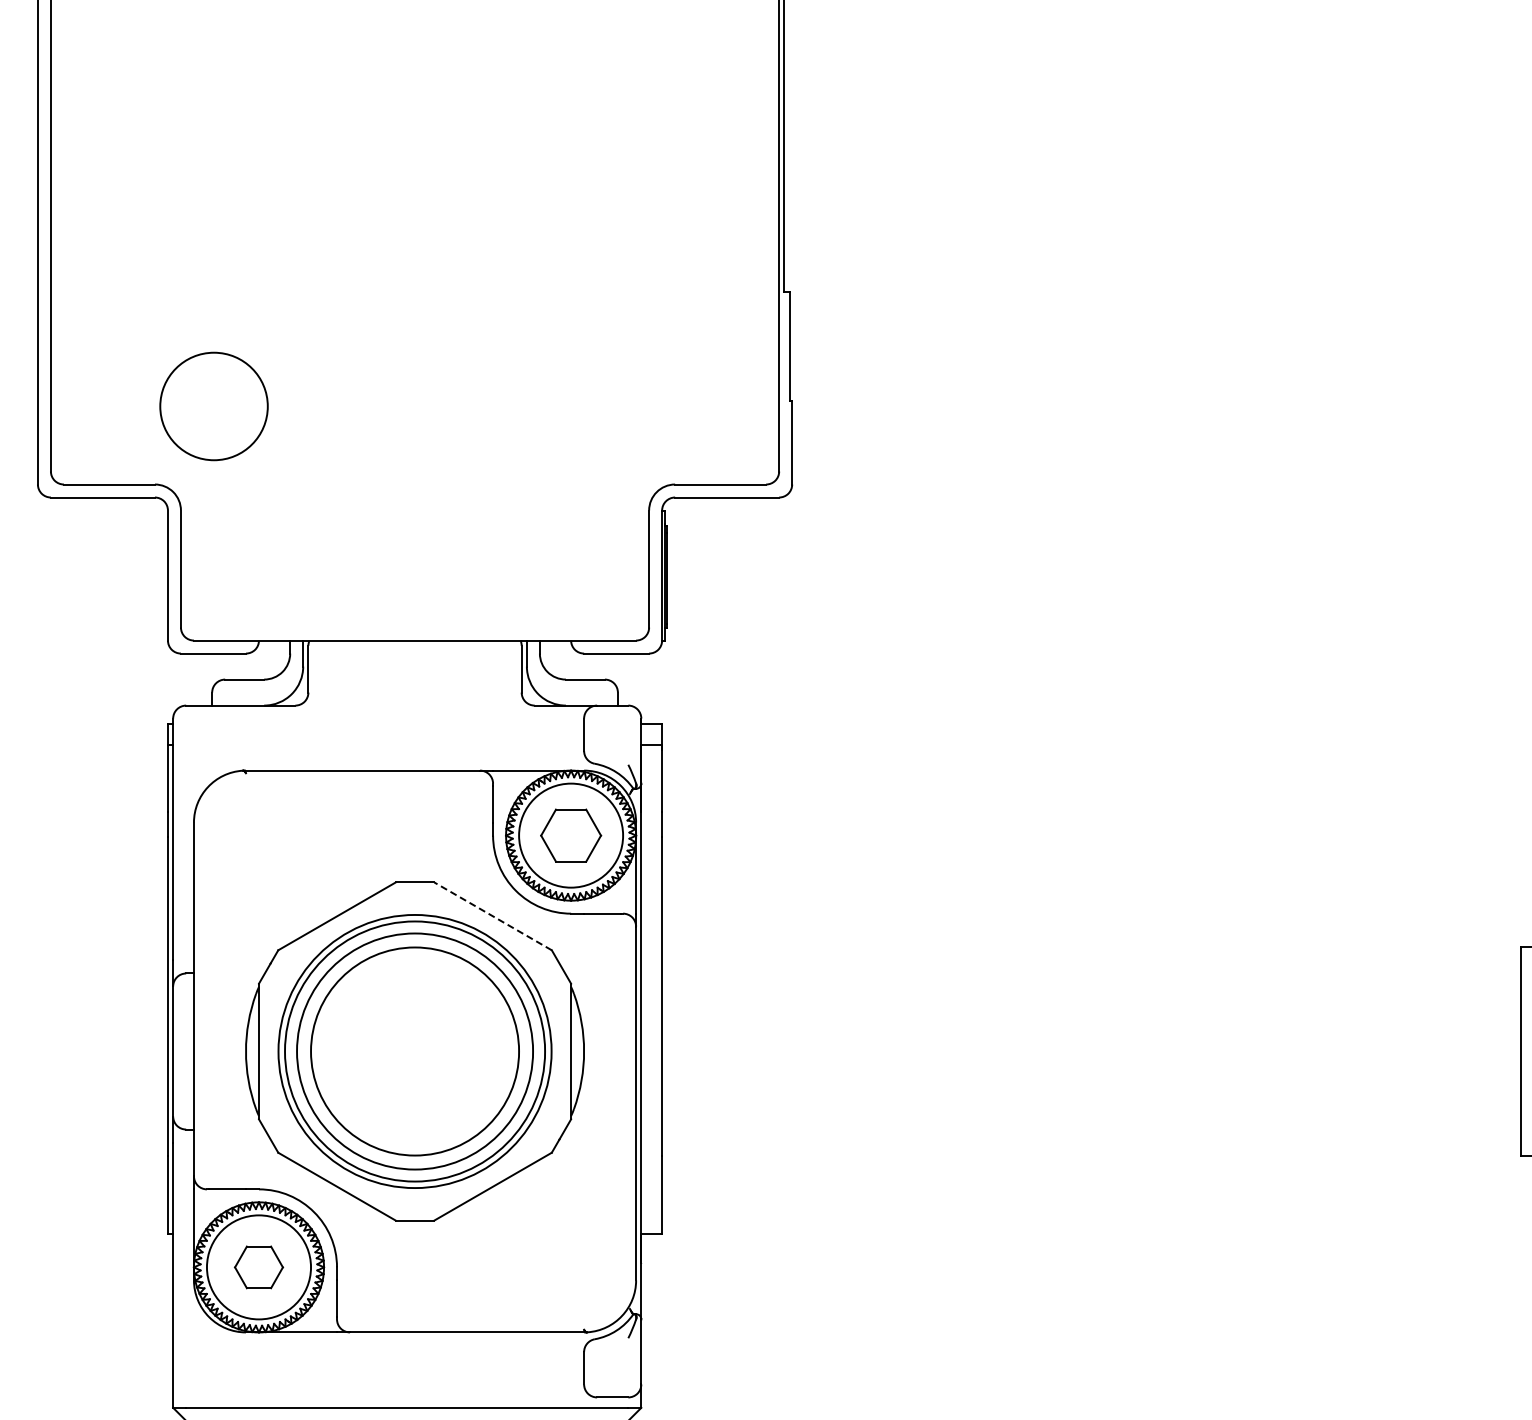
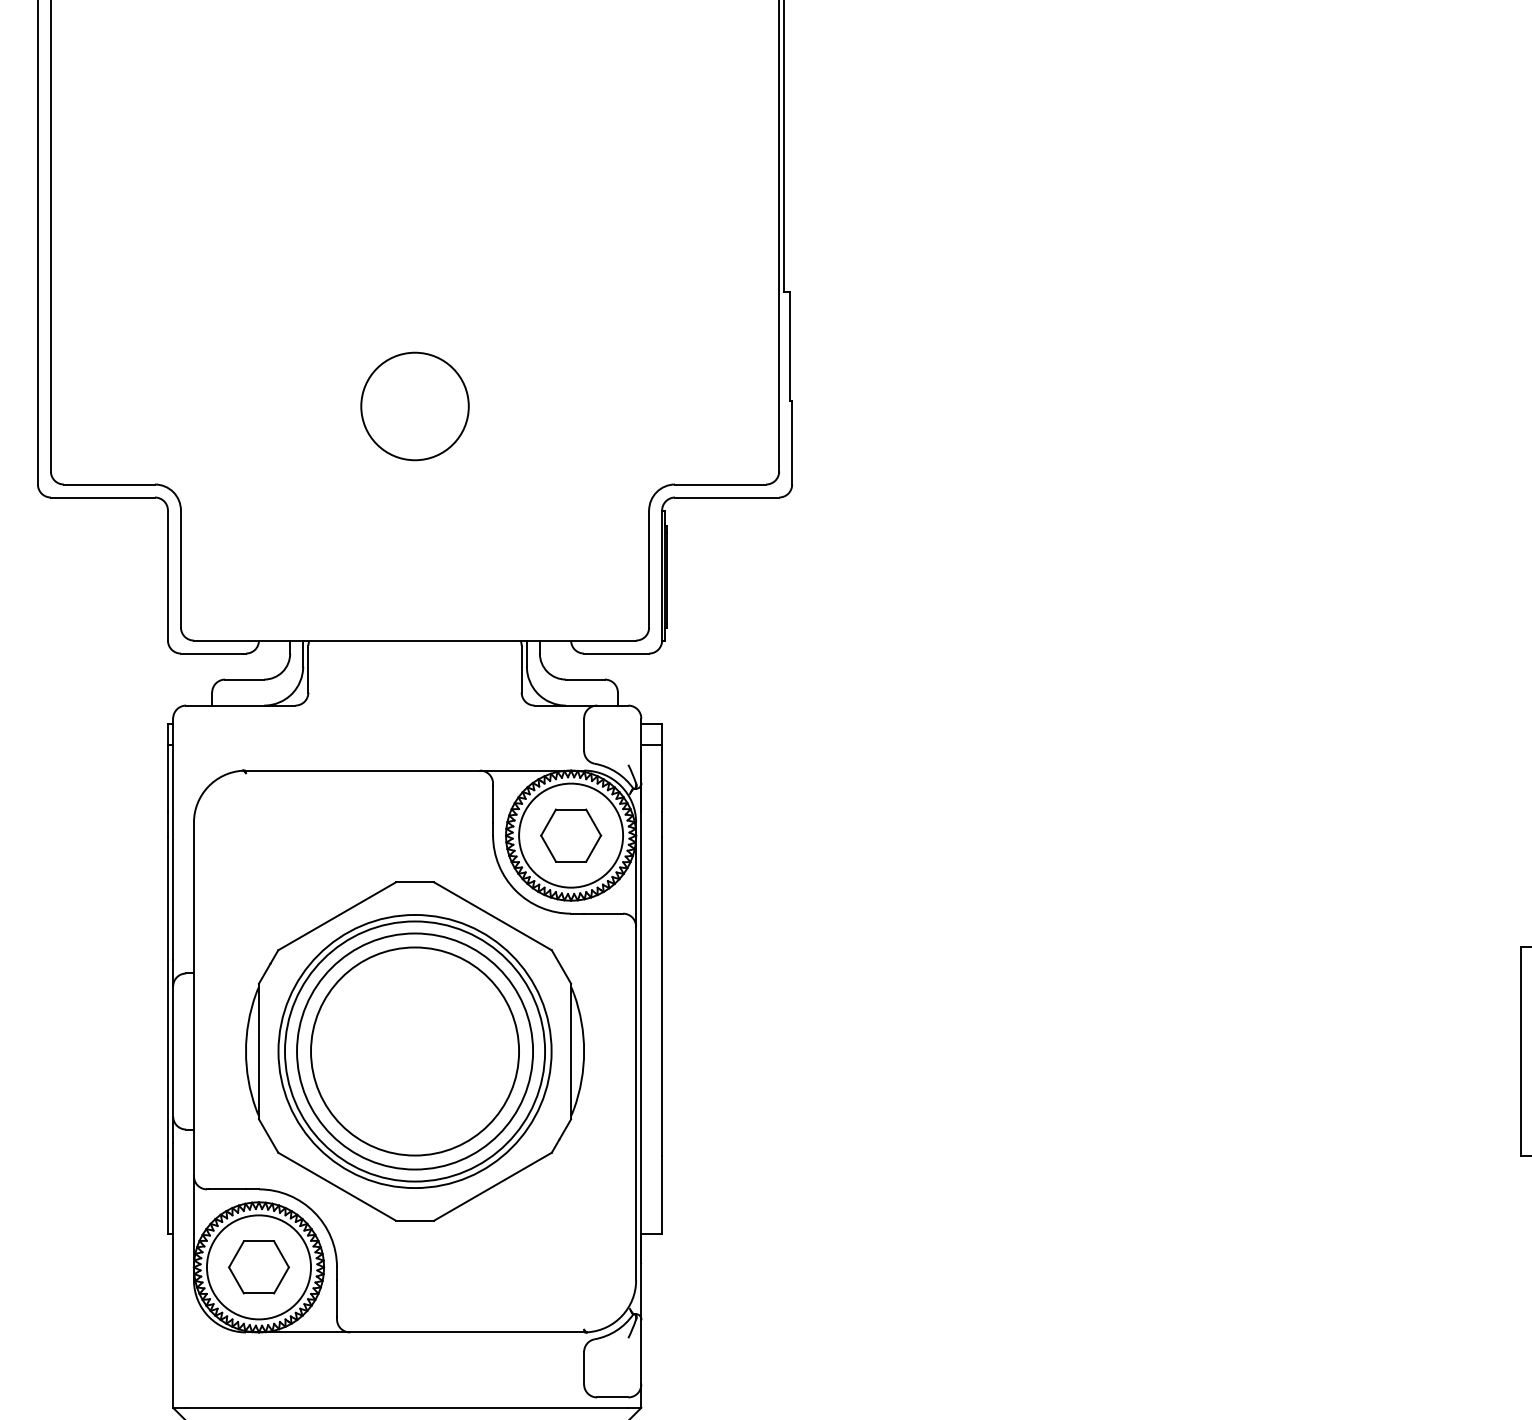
circle position: (213, 406) -> (414, 406) (414, 406)
line: dashed -> solid (493, 916)
part size: 52x45 px -> 62x55 px (258, 1267)
